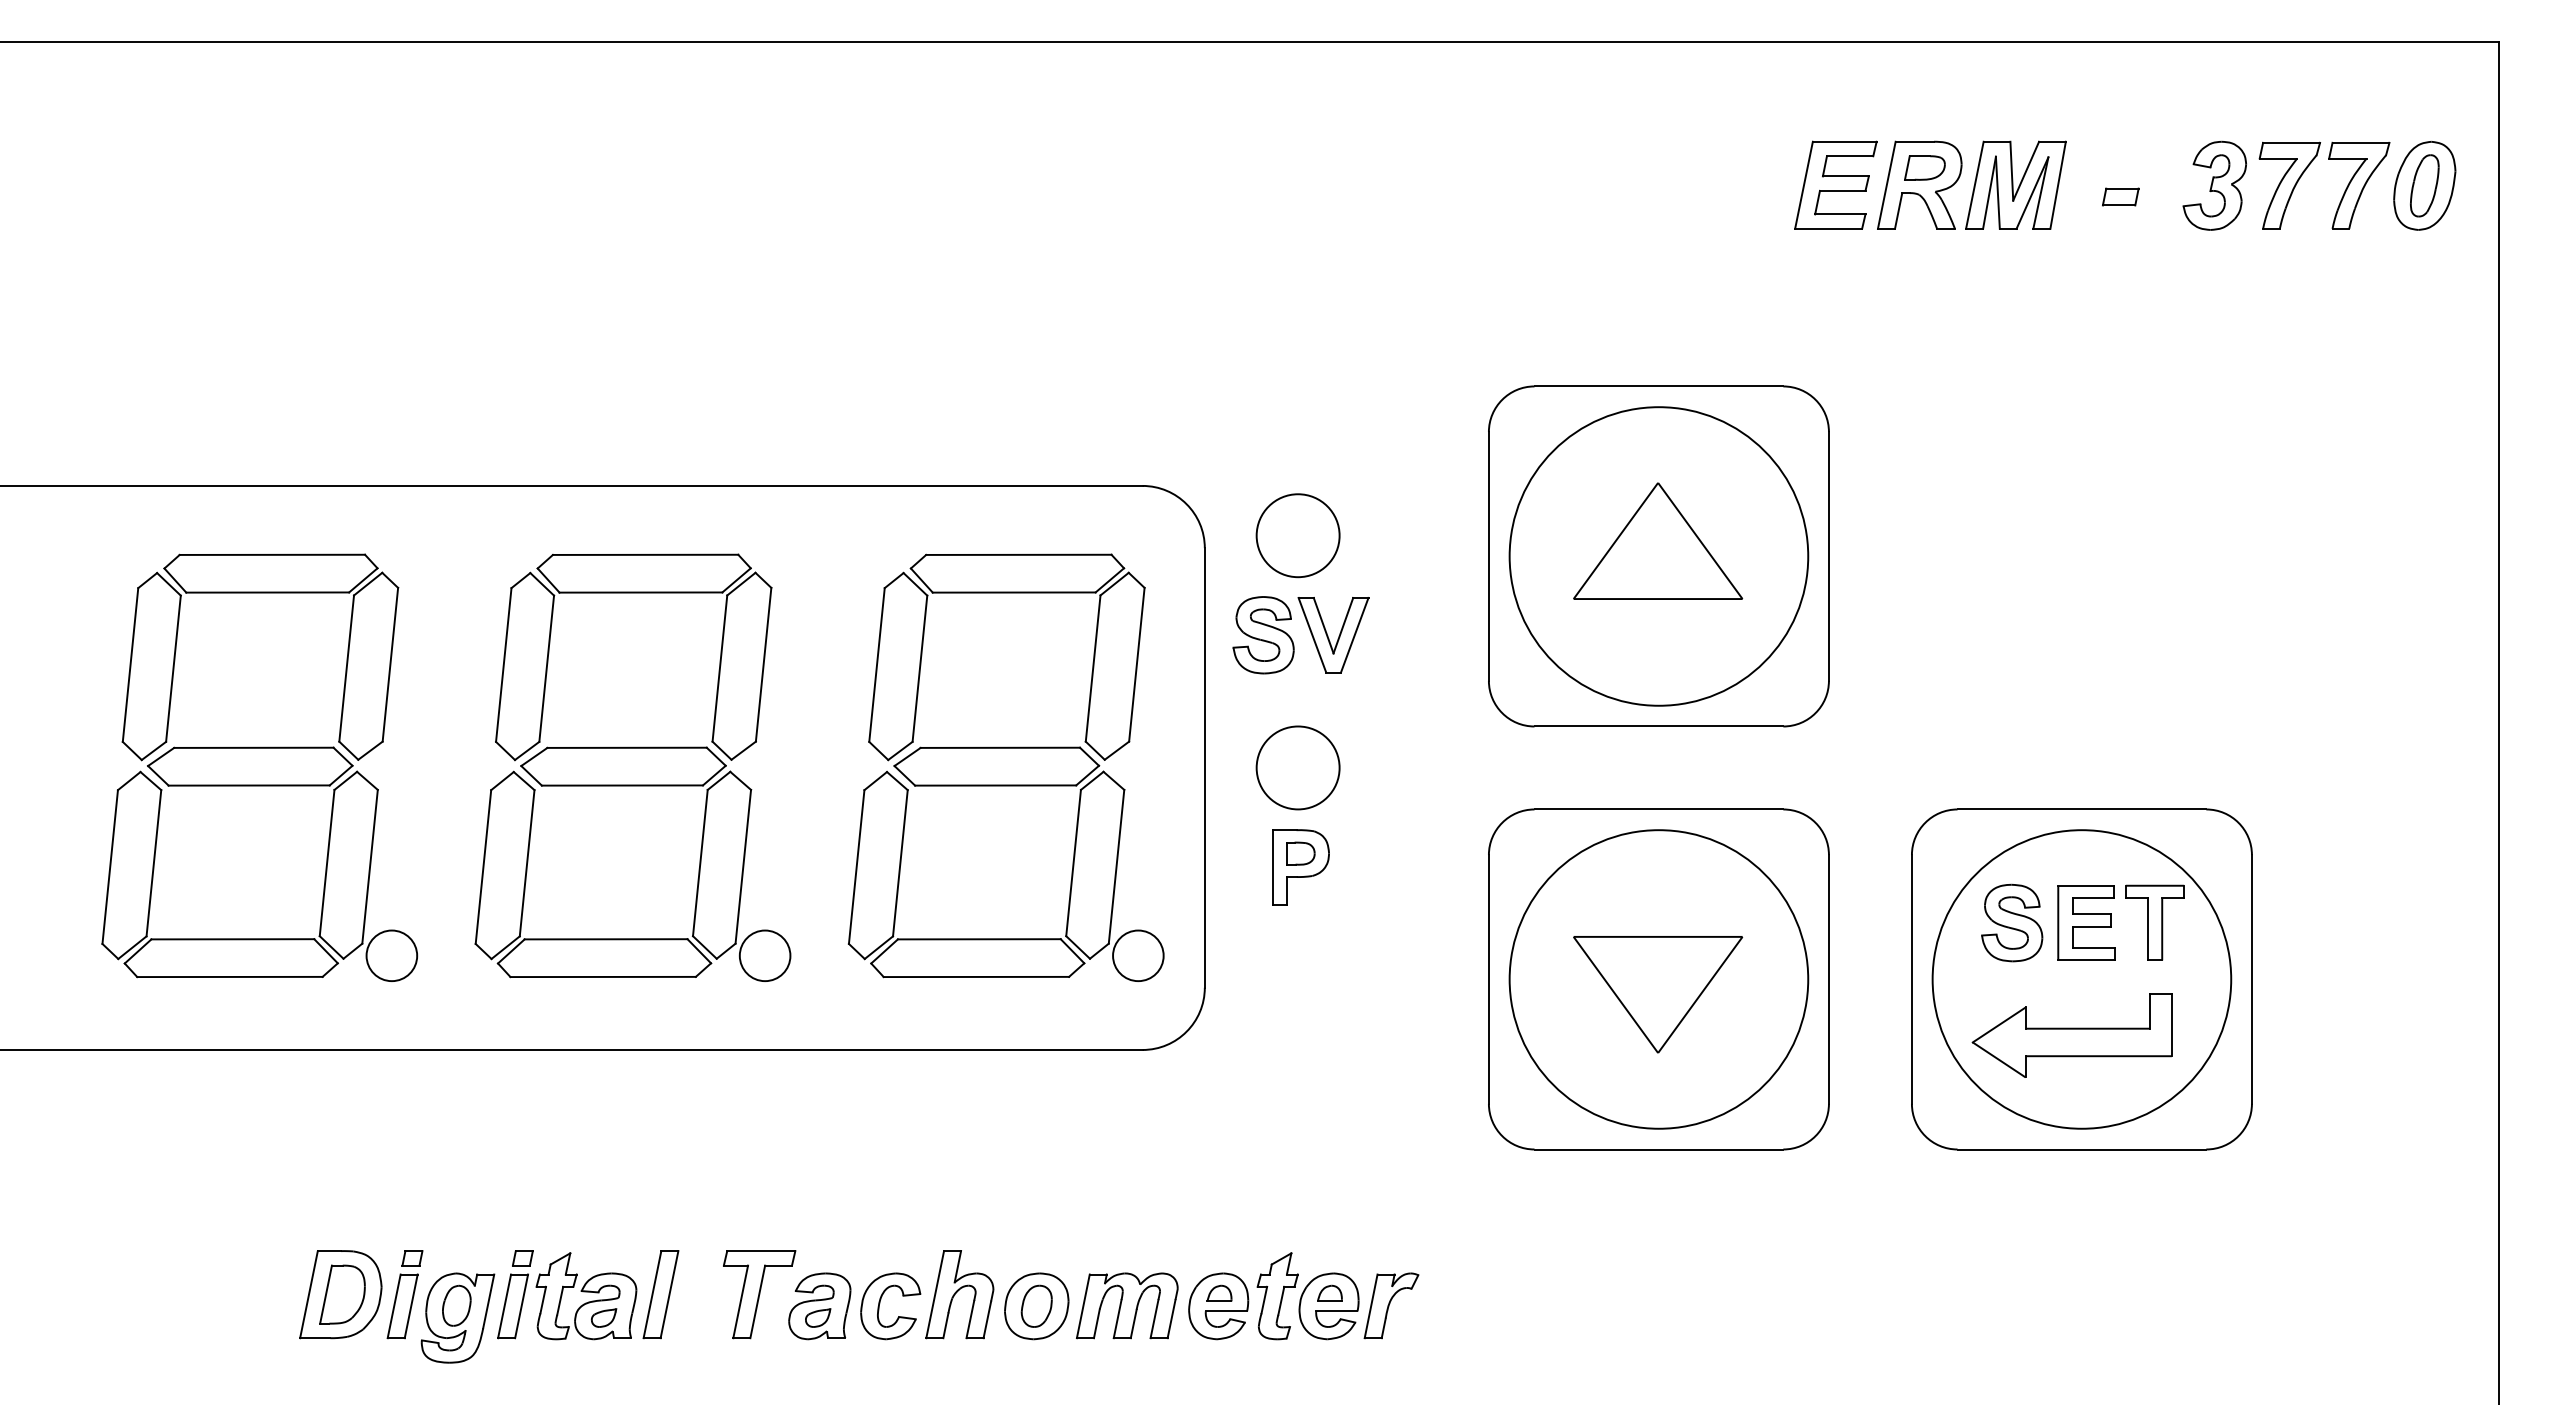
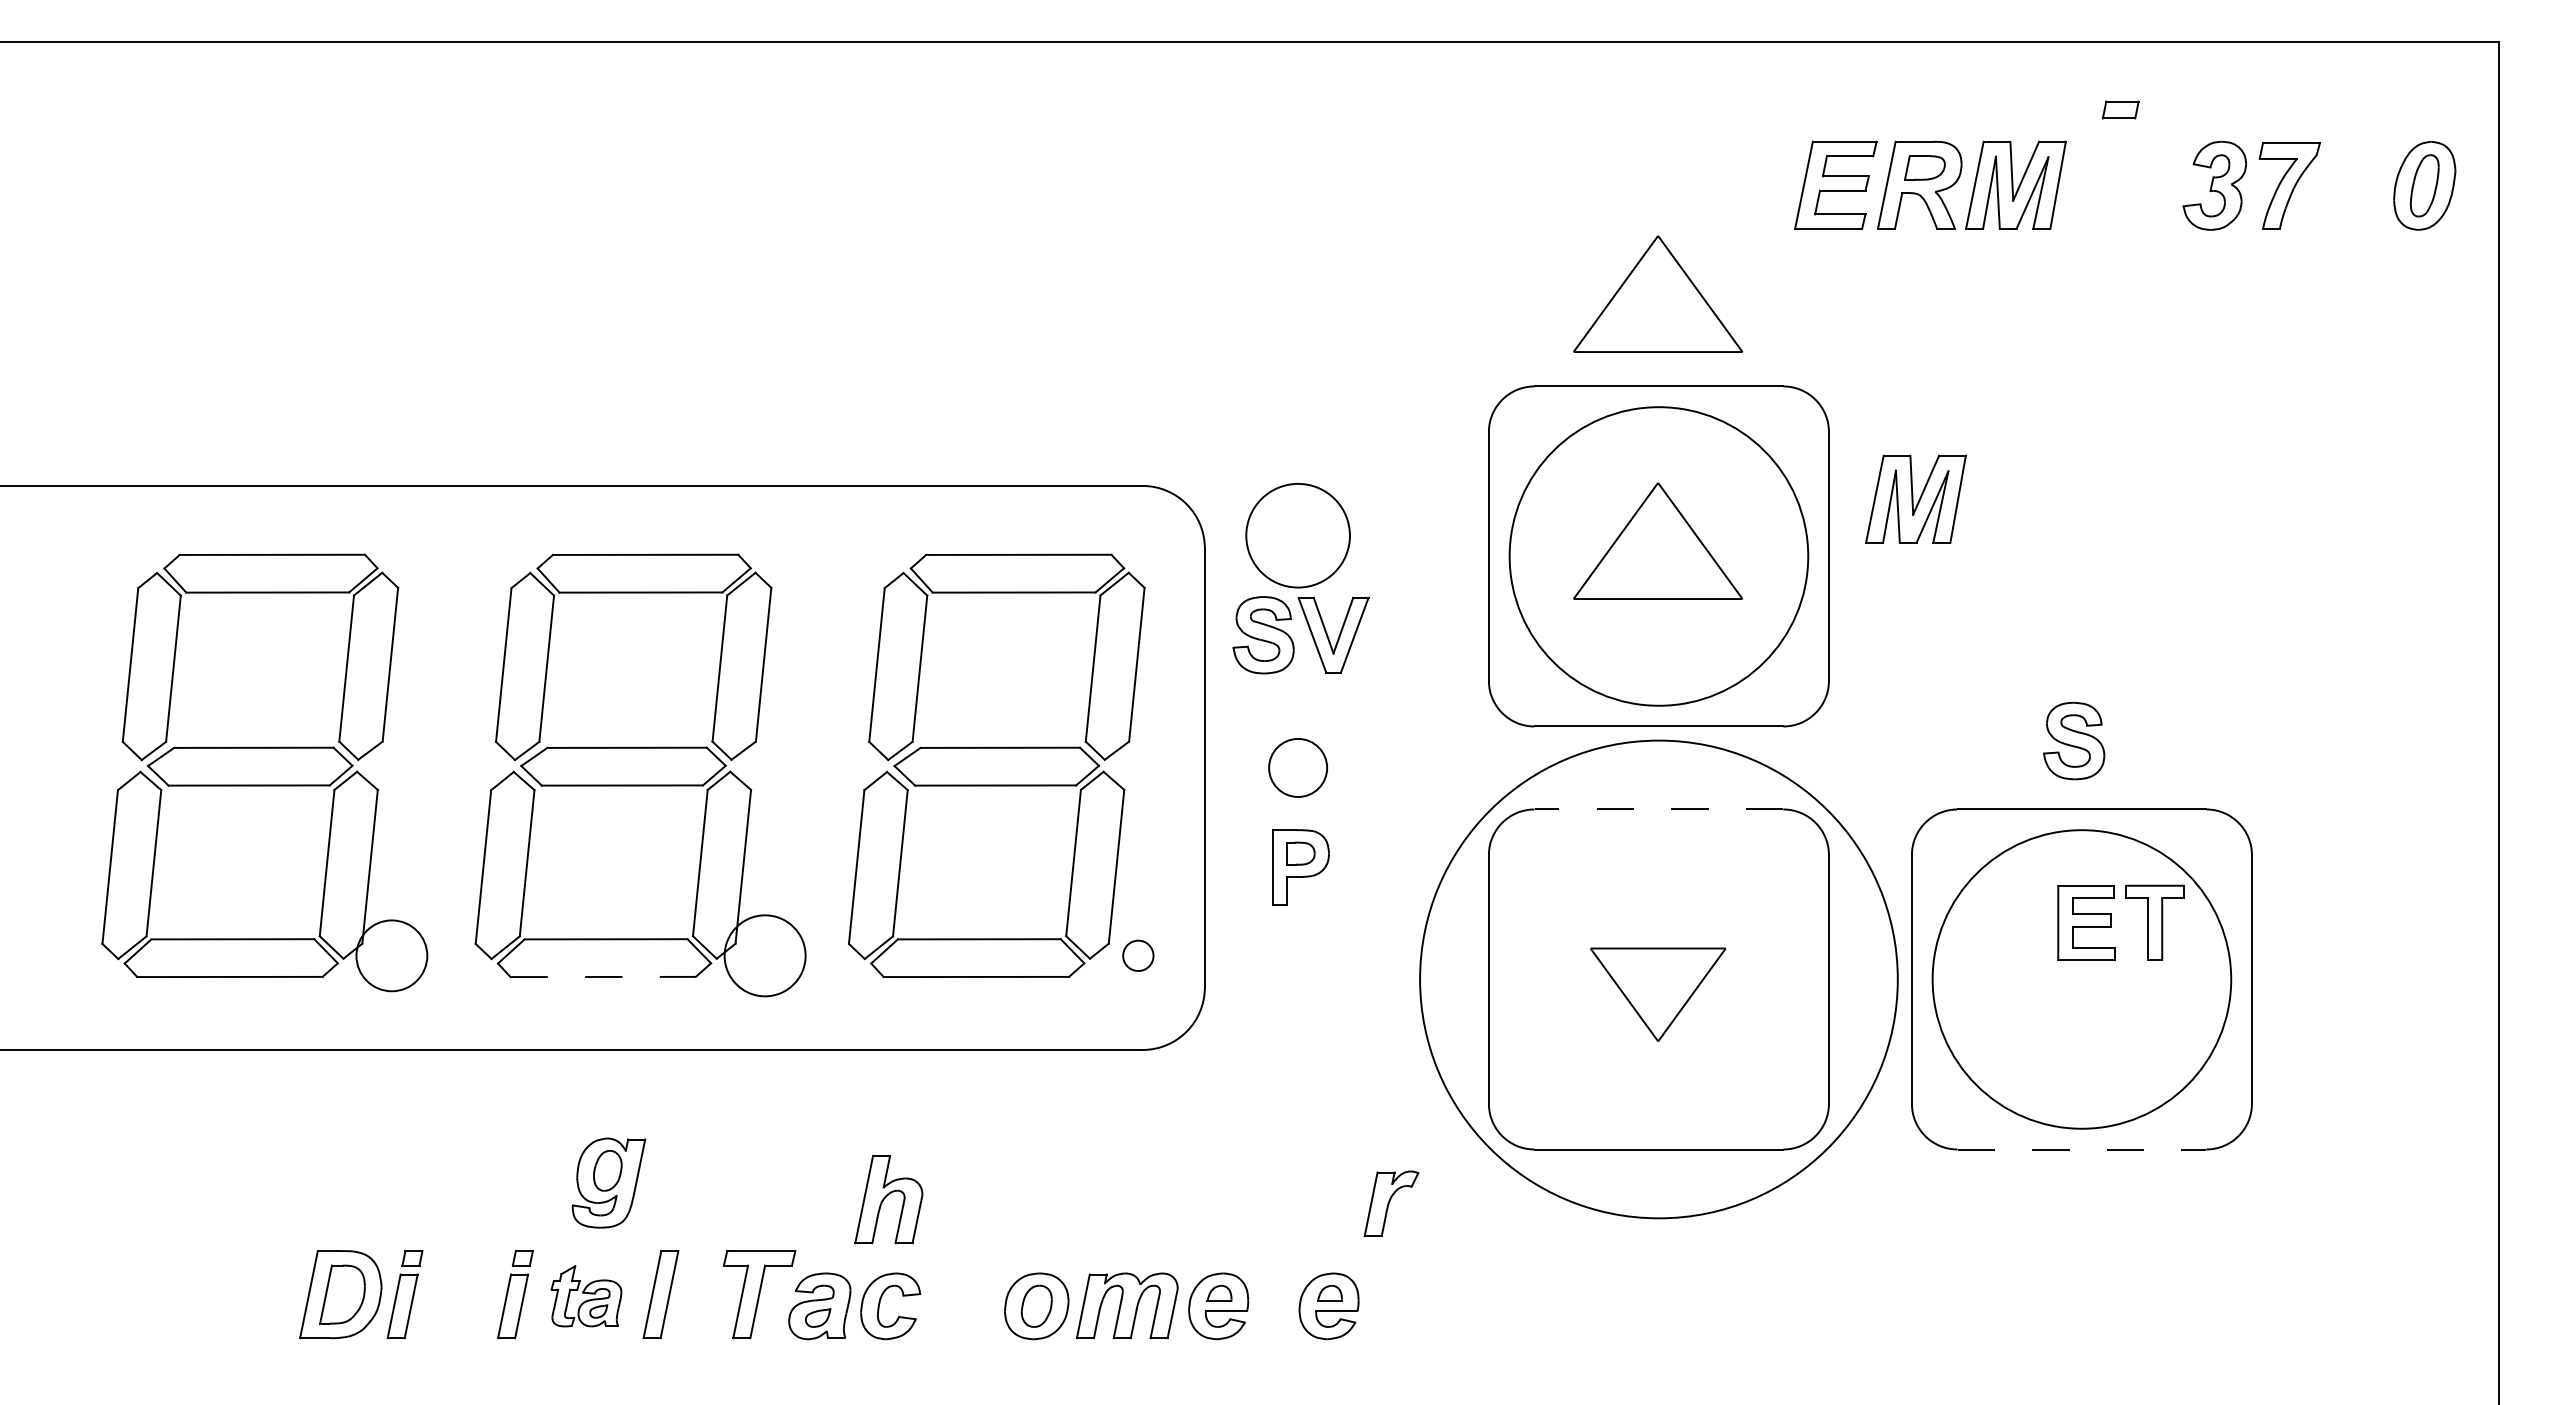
part: present -> none (2359, 185)
part position: (2120, 196) -> (2120, 109) (2120, 109)
part: none -> present (1658, 293)
part: none -> present (1915, 498)
circle diameter: 83 px -> 104 px (1297, 535)
circle diameter: 83 px -> 58 px (1298, 767)
line: solid -> dashed (1658, 809)
part position: (2012, 922) -> (2074, 740) (2074, 740)
circle diameter: 51 px -> 71 px (391, 955)
circle diameter: 51 px -> 81 px (764, 955)
circle diameter: 51 px -> 30 px (1138, 955)
line: solid -> dashed (603, 976)
circle diameter: 299 px -> 478 px (1658, 979)
part size: 171x118 px -> 137x95 px (1658, 994)
part: present -> none (2071, 1035)
line: solid -> dashed (2082, 1149)
part position: (959, 1294) -> (888, 1199) (888, 1199)
part size: 103x89 px -> 73x63 px (586, 1296)
part: present -> none (1277, 1296)
part position: (1391, 1305) -> (1391, 1203) (1391, 1203)
part position: (457, 1317) -> (608, 1182) (608, 1182)
